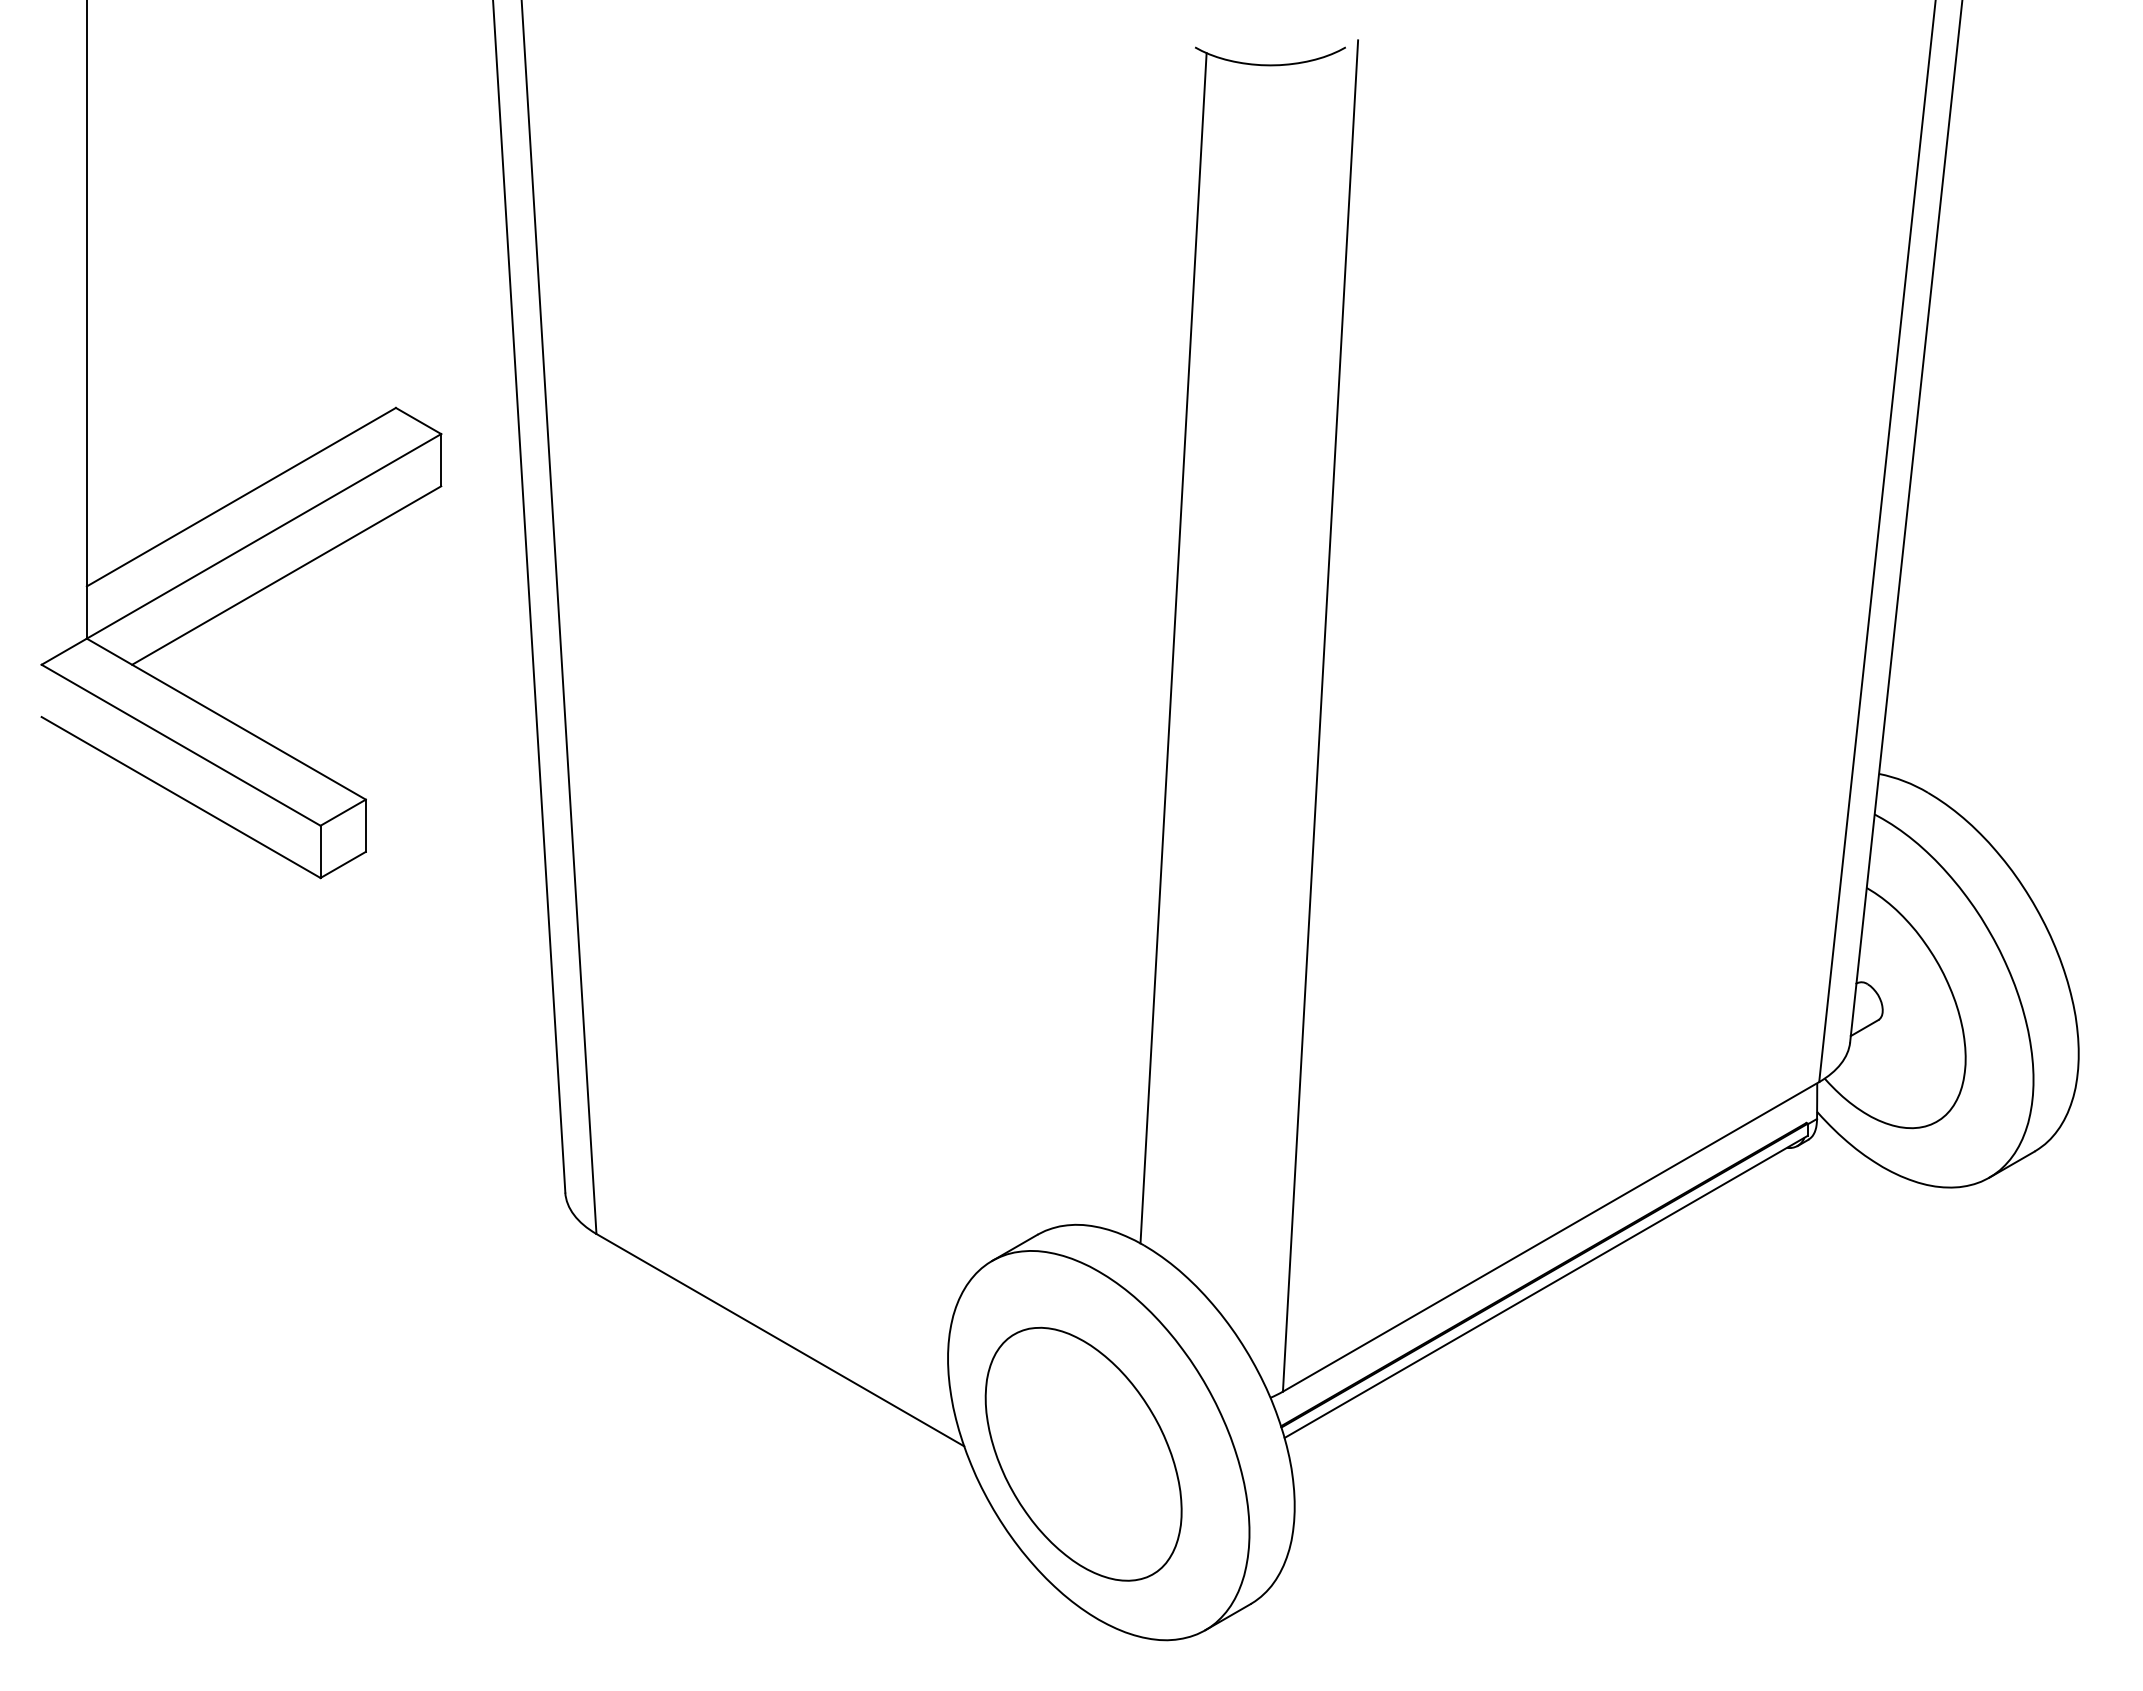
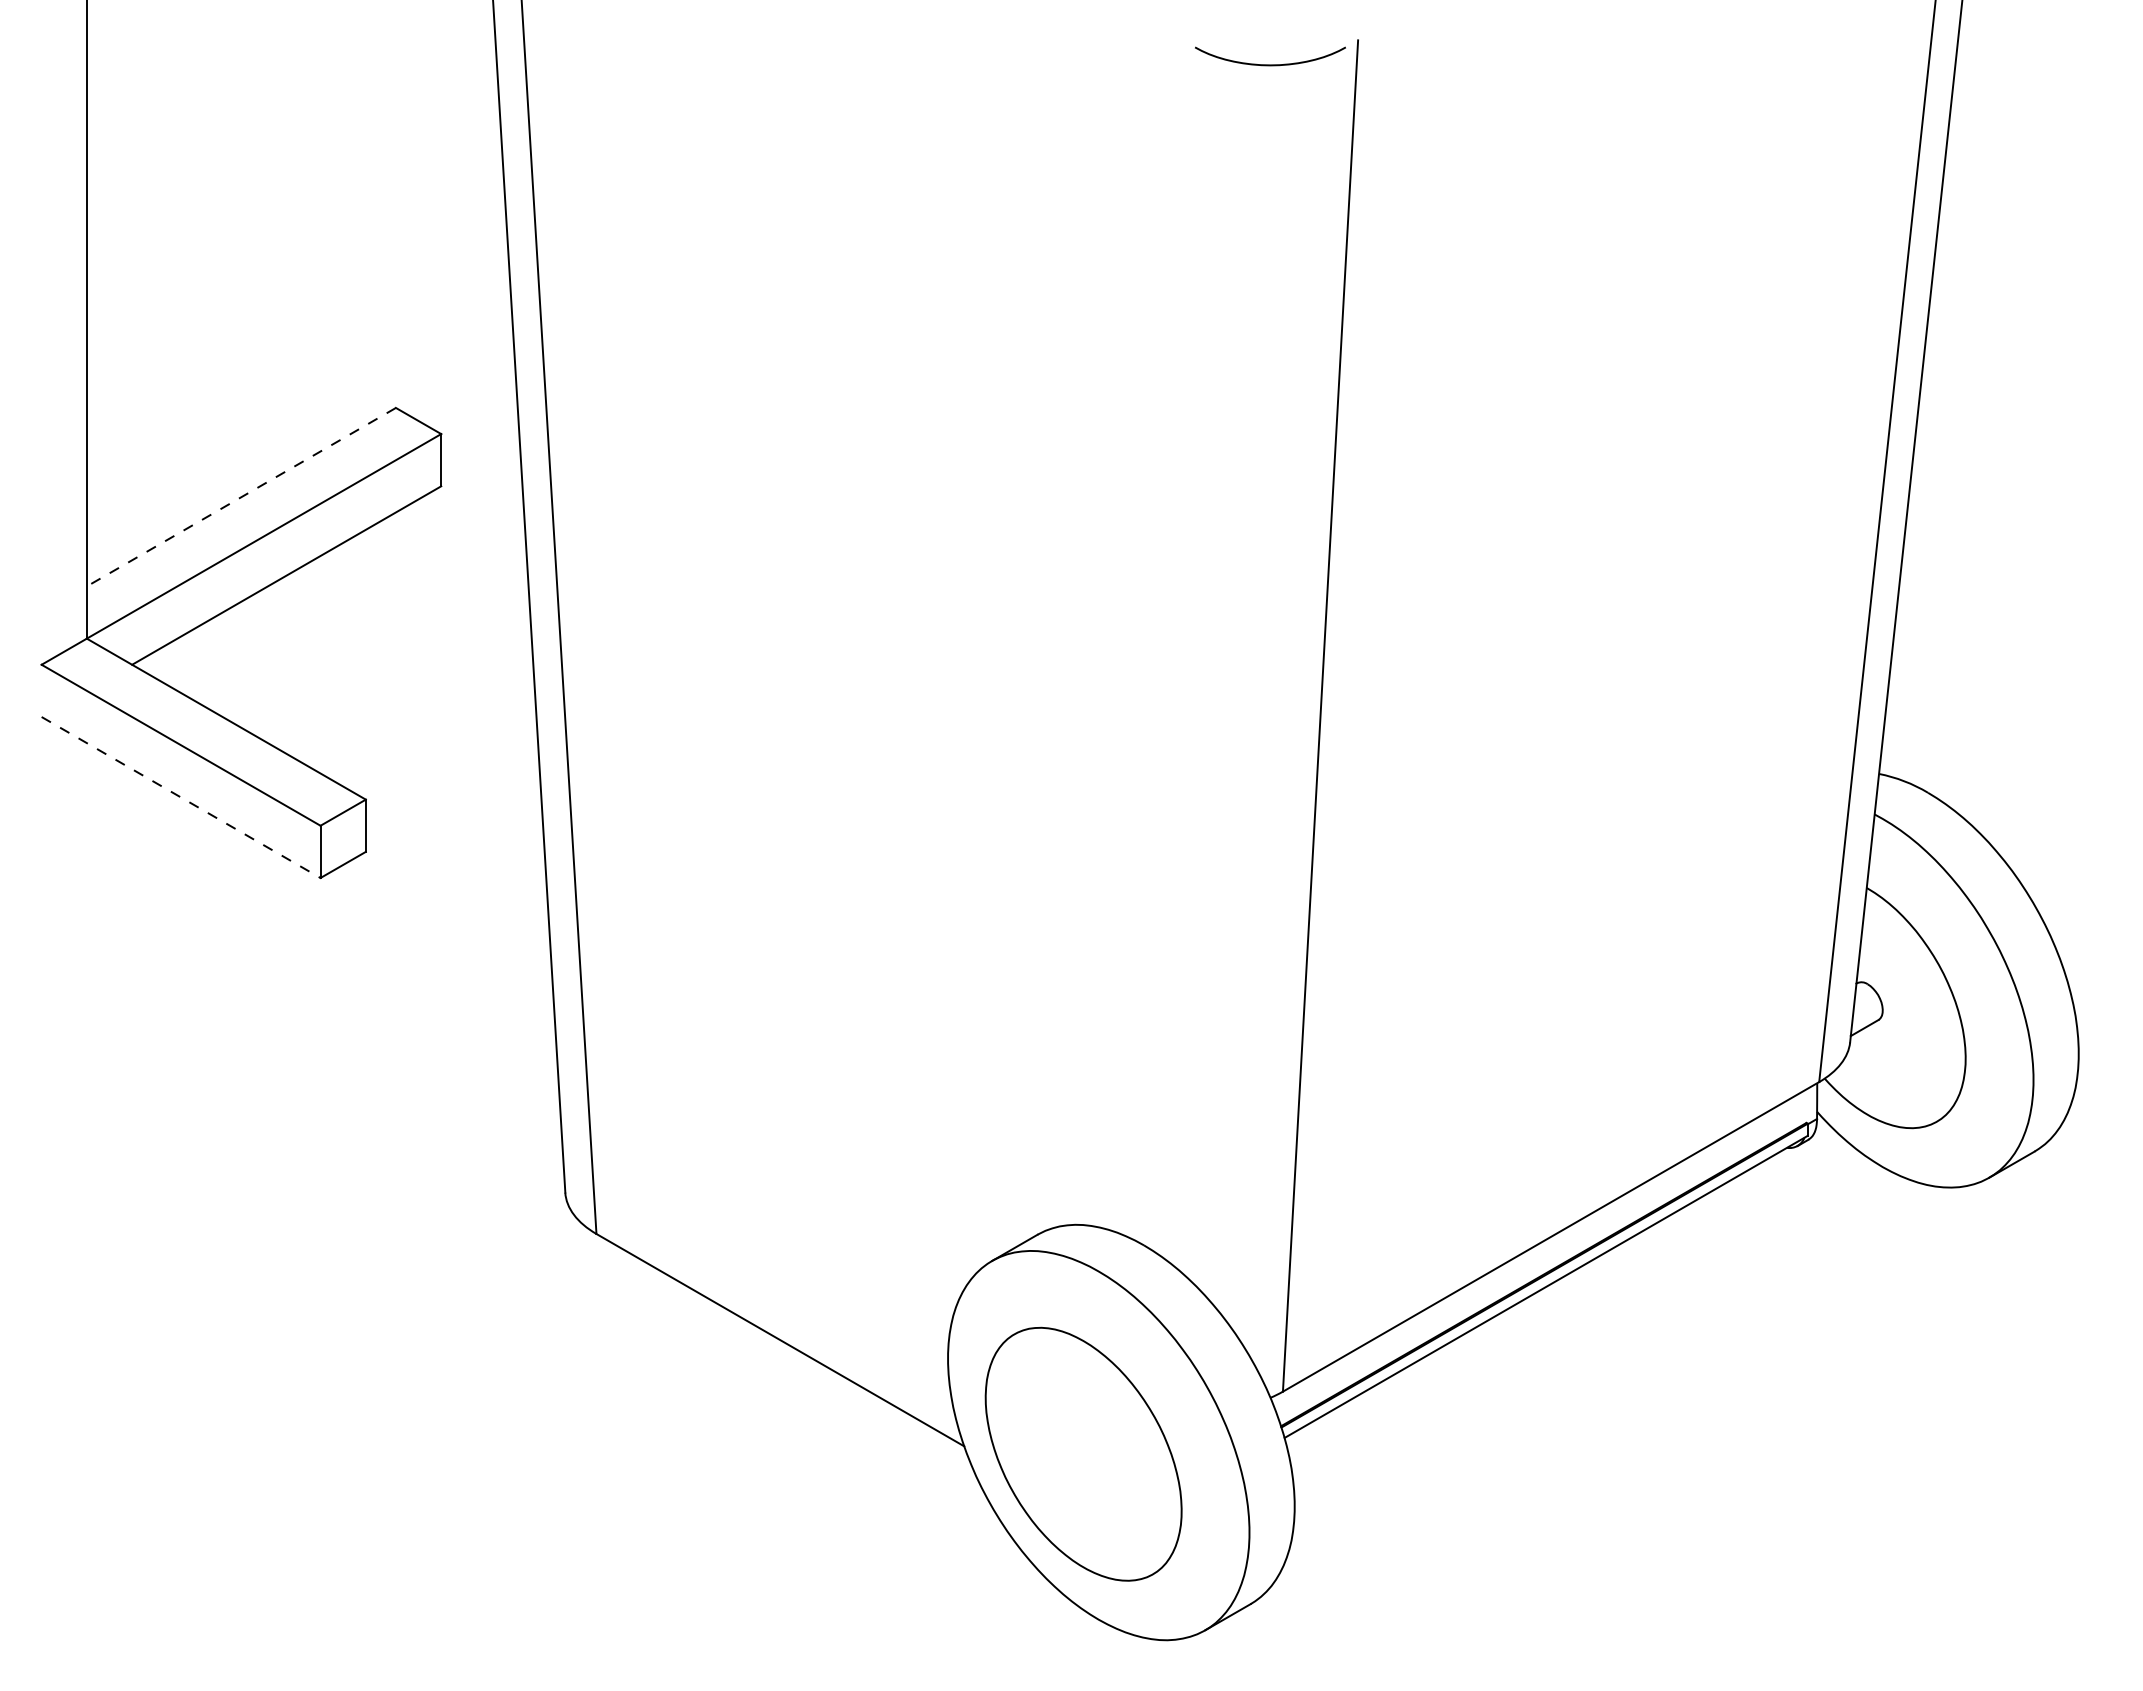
line: solid -> dashed (240, 497)
line: present -> none (1173, 648)
line: solid -> dashed (181, 797)
